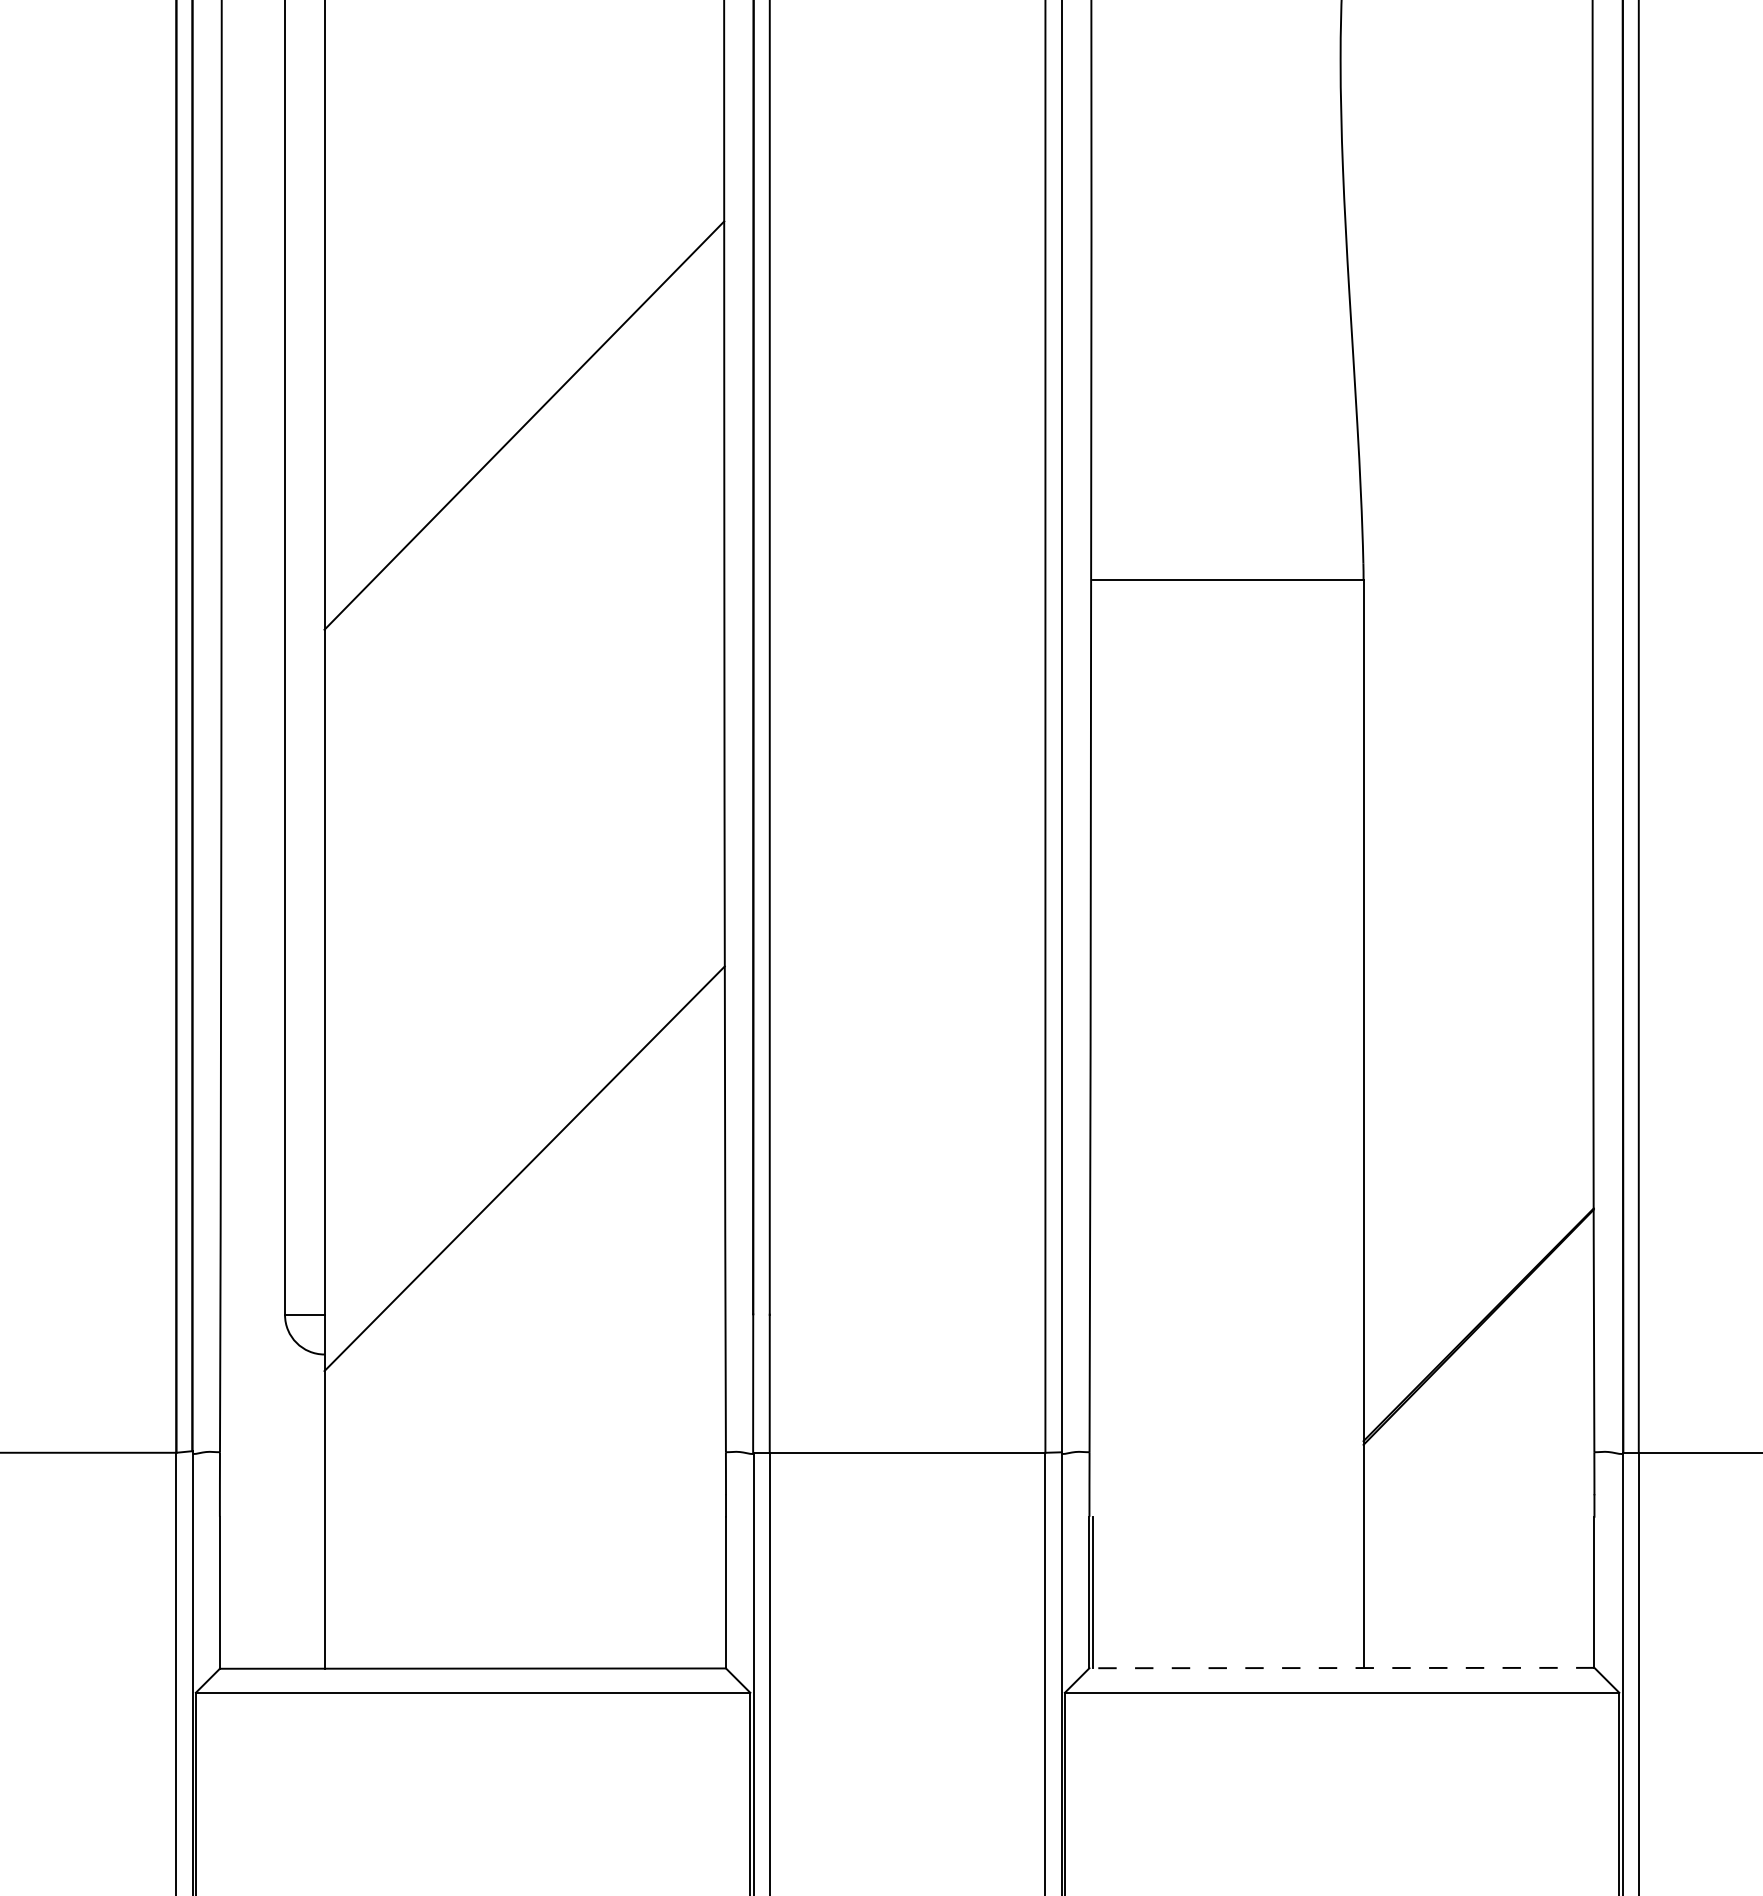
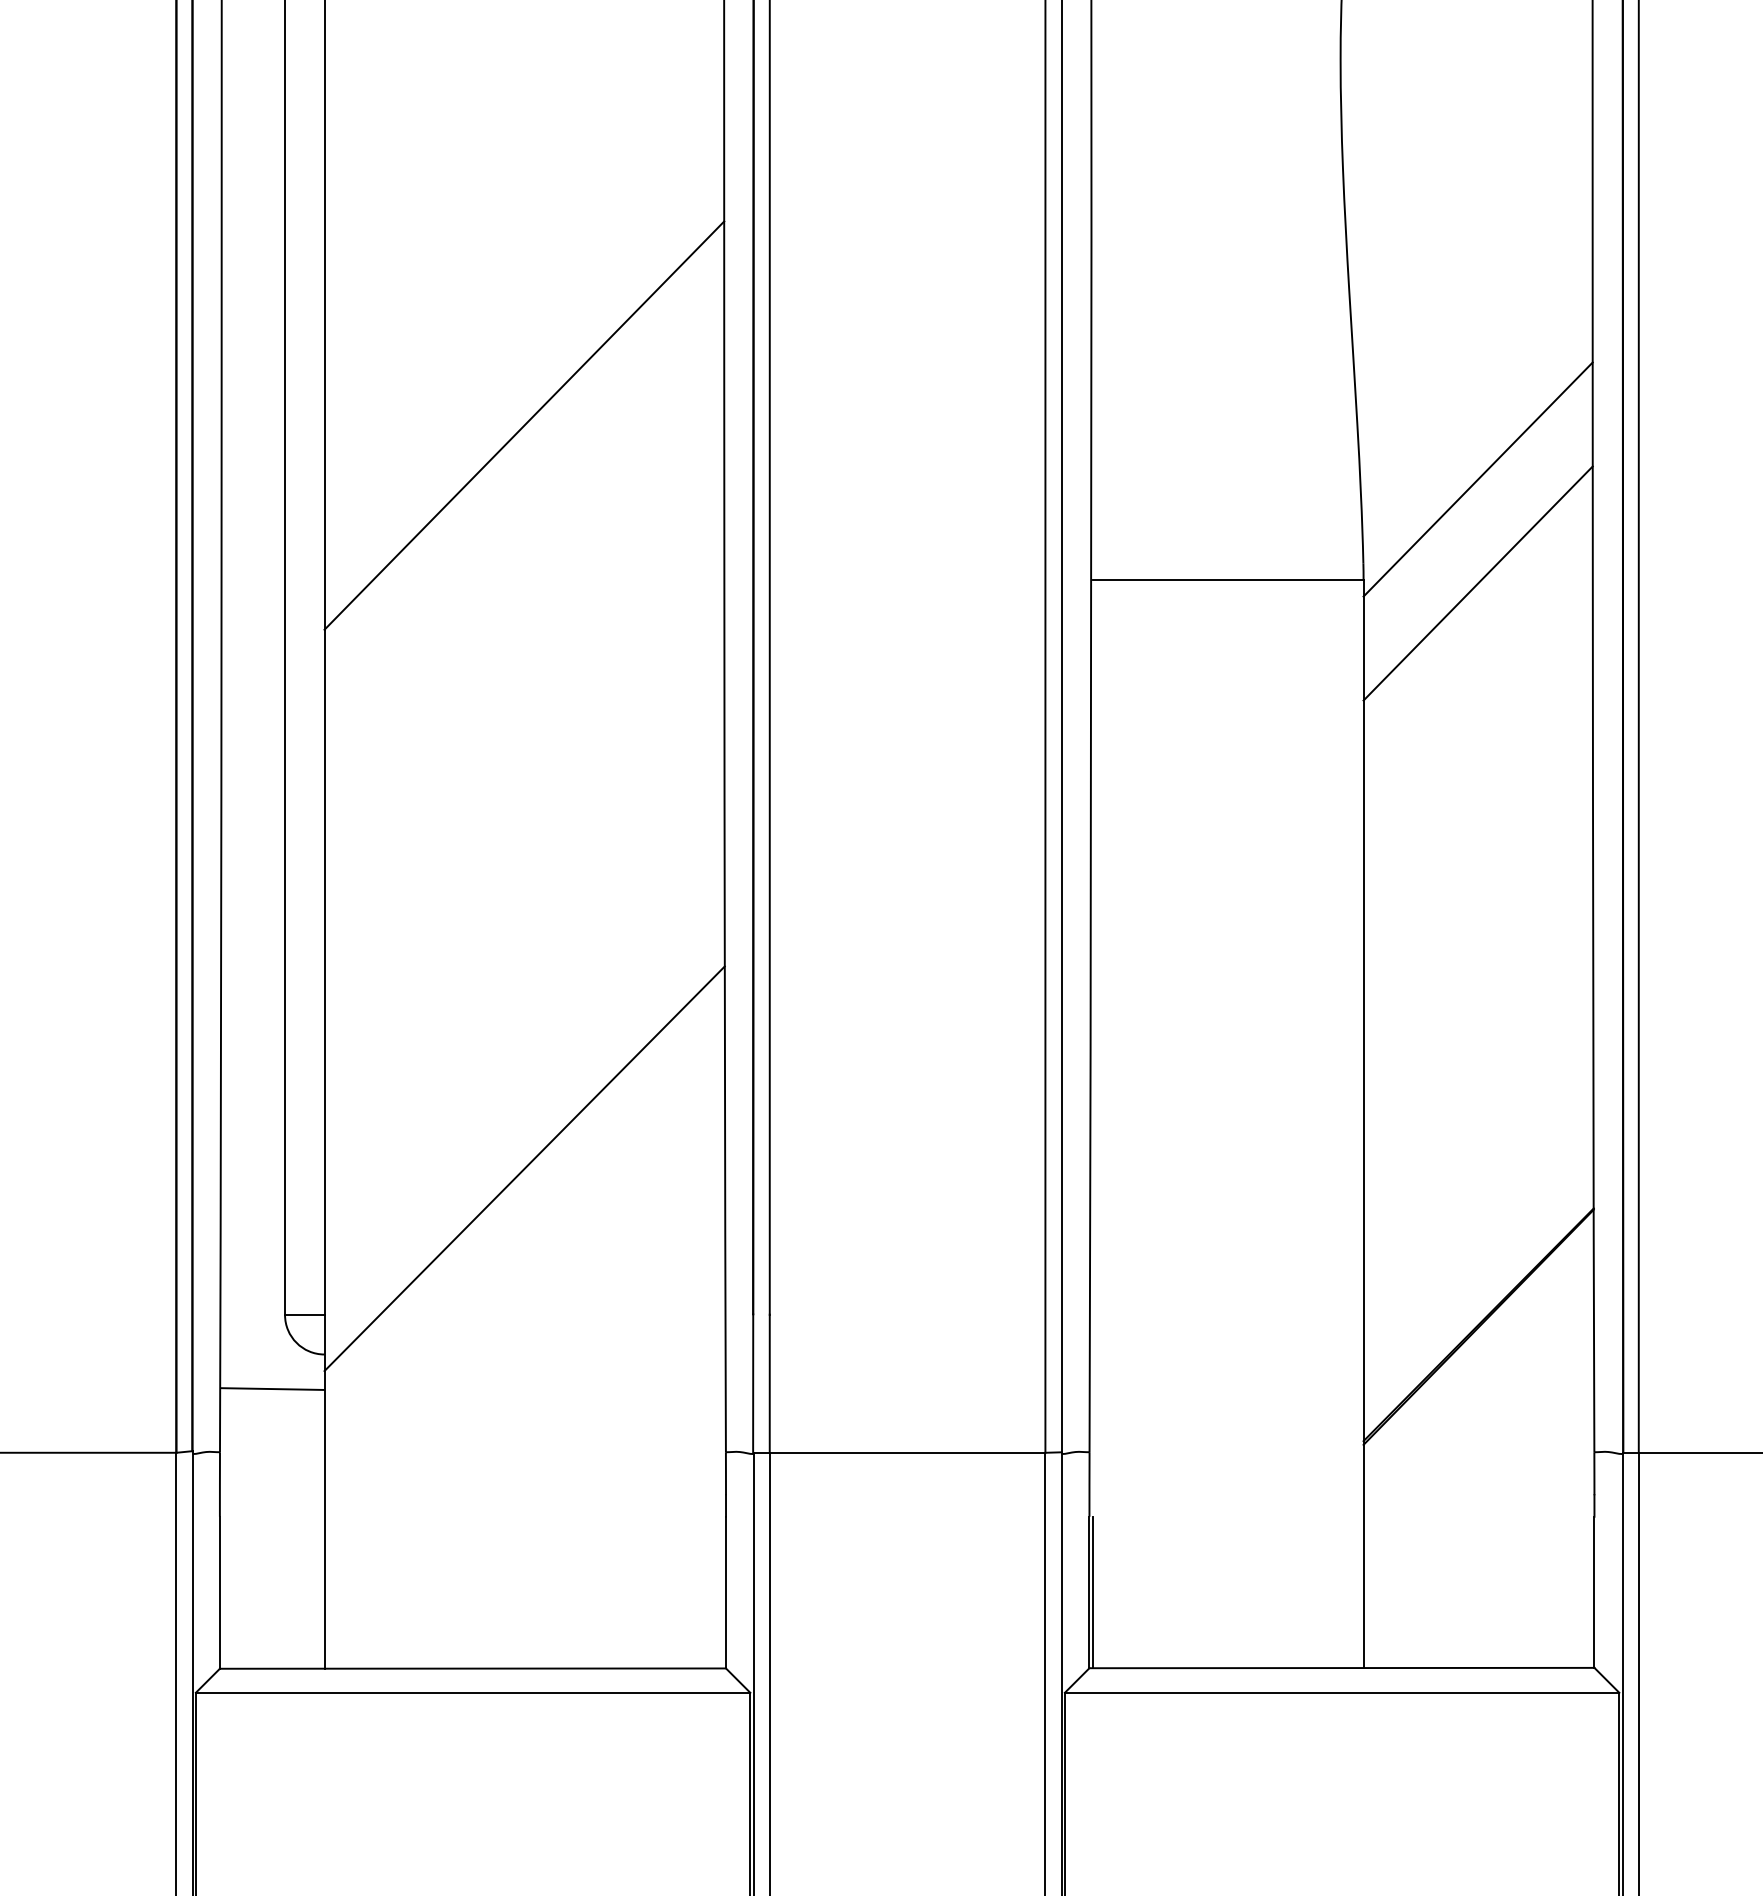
line: none -> present (1477, 479)
line: none -> present (1477, 583)
line: none -> present (272, 1388)
line: dashed -> solid (1341, 1668)
